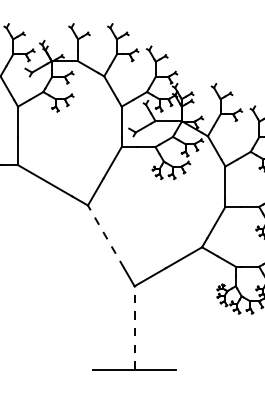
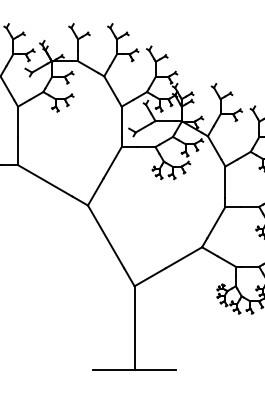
line: dashed -> solid (105, 236)
line: dashed -> solid (134, 328)
